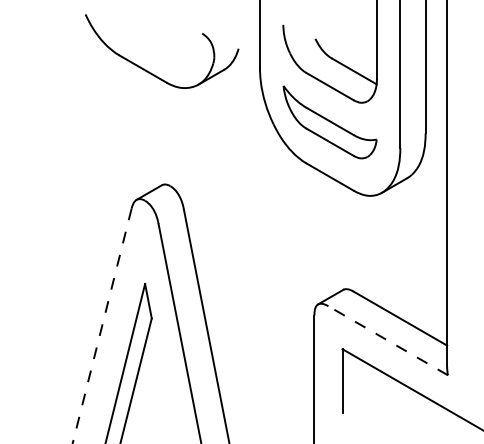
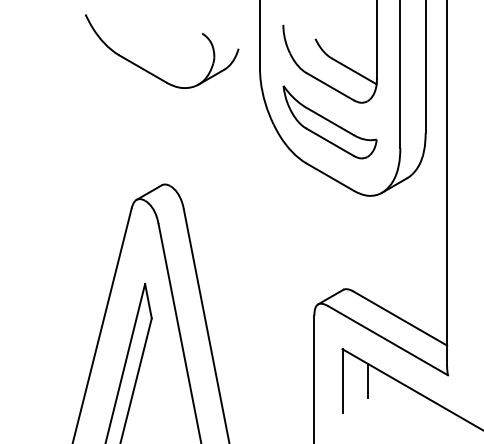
line: dashed -> solid (101, 326)
line: dashed -> solid (387, 340)
line: none -> present (367, 380)
